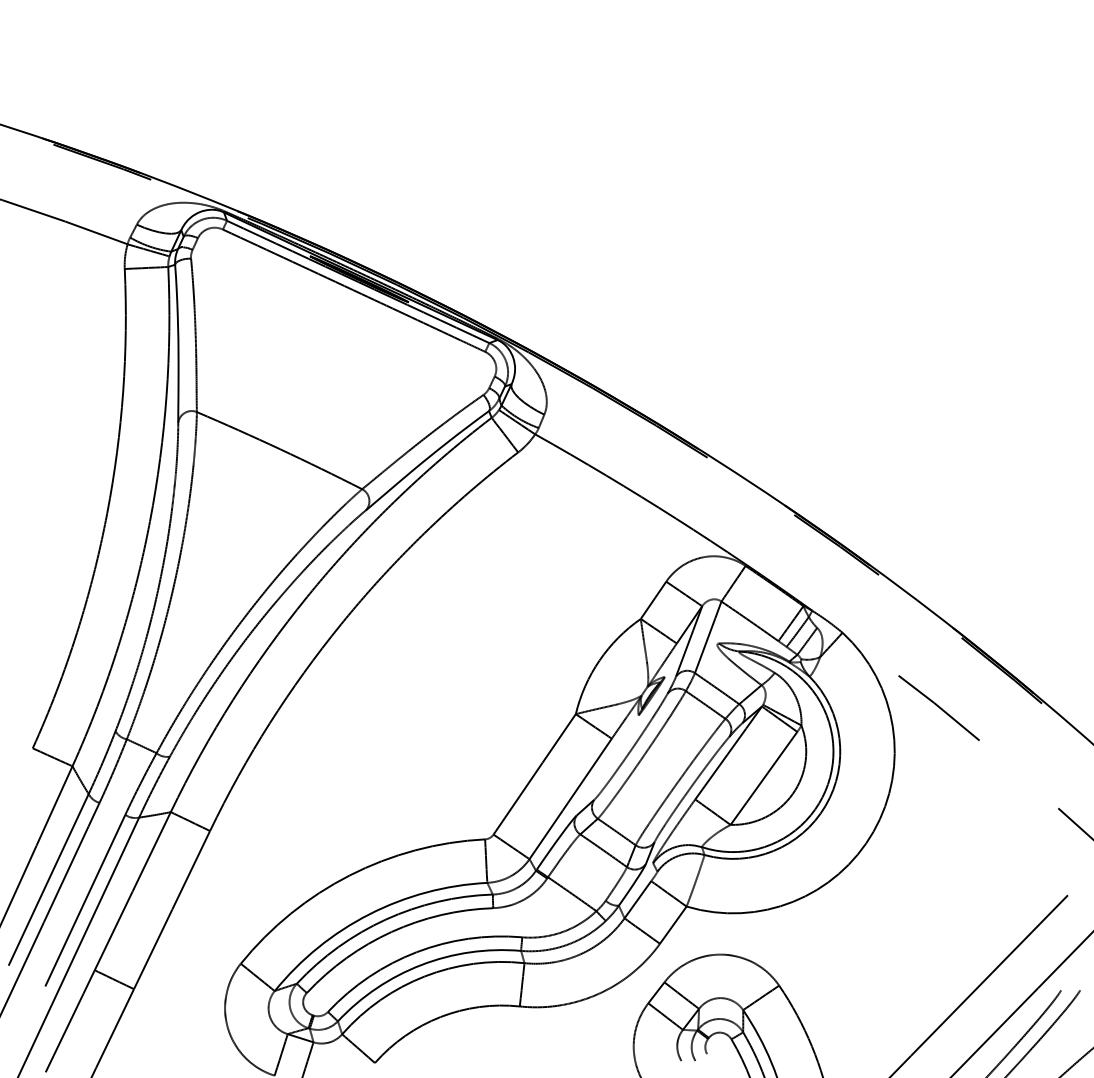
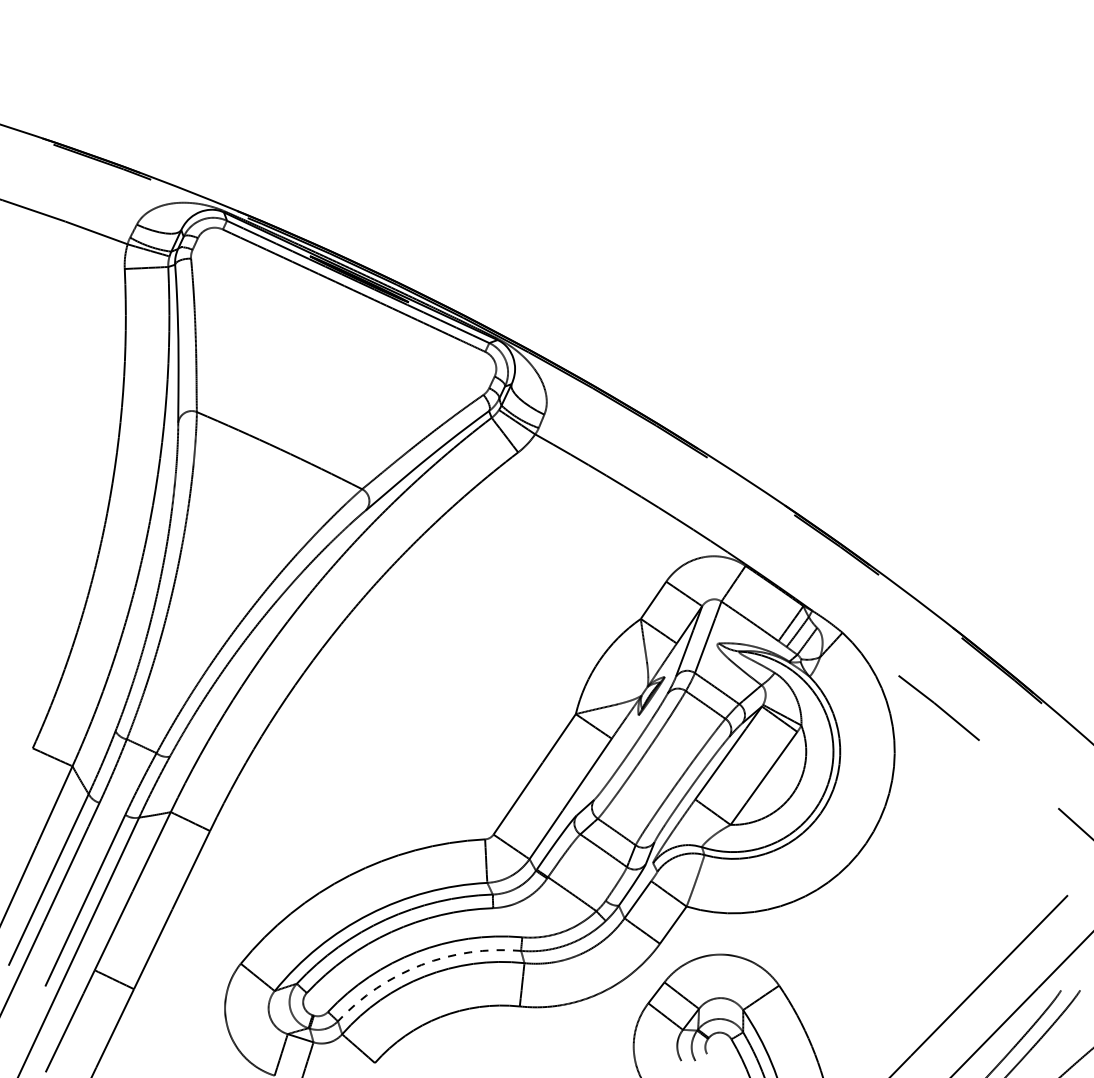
arc: solid -> dashed (421, 965)
